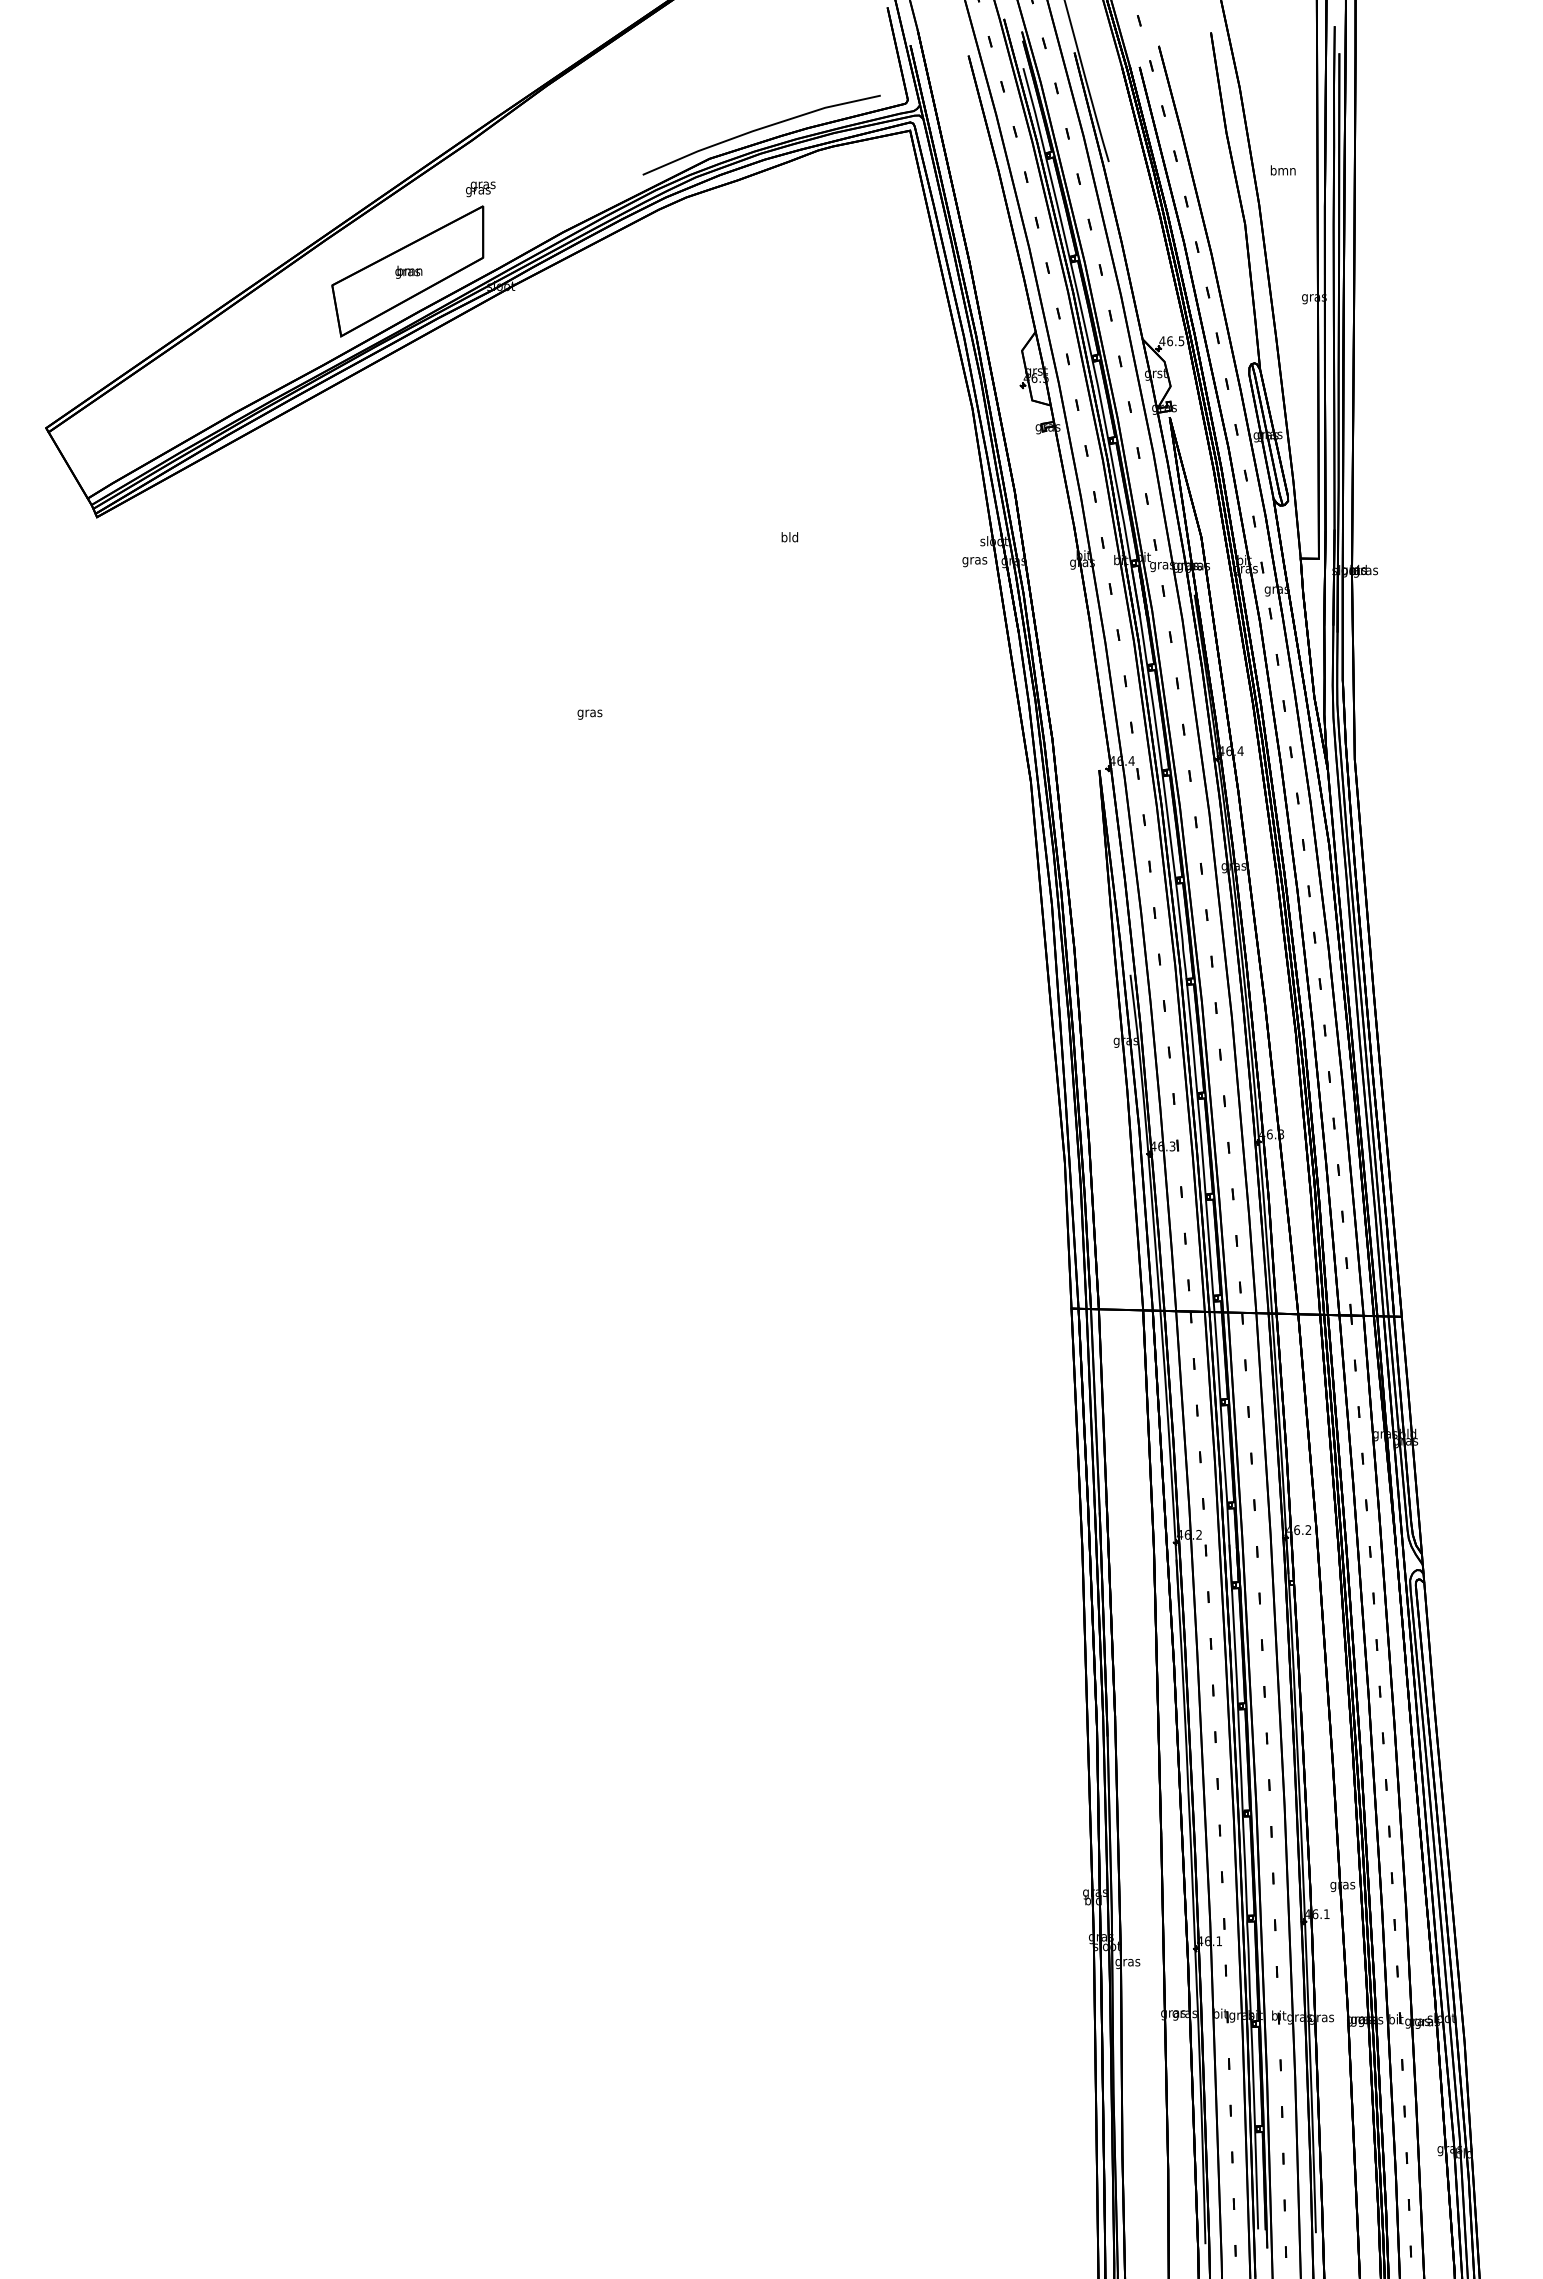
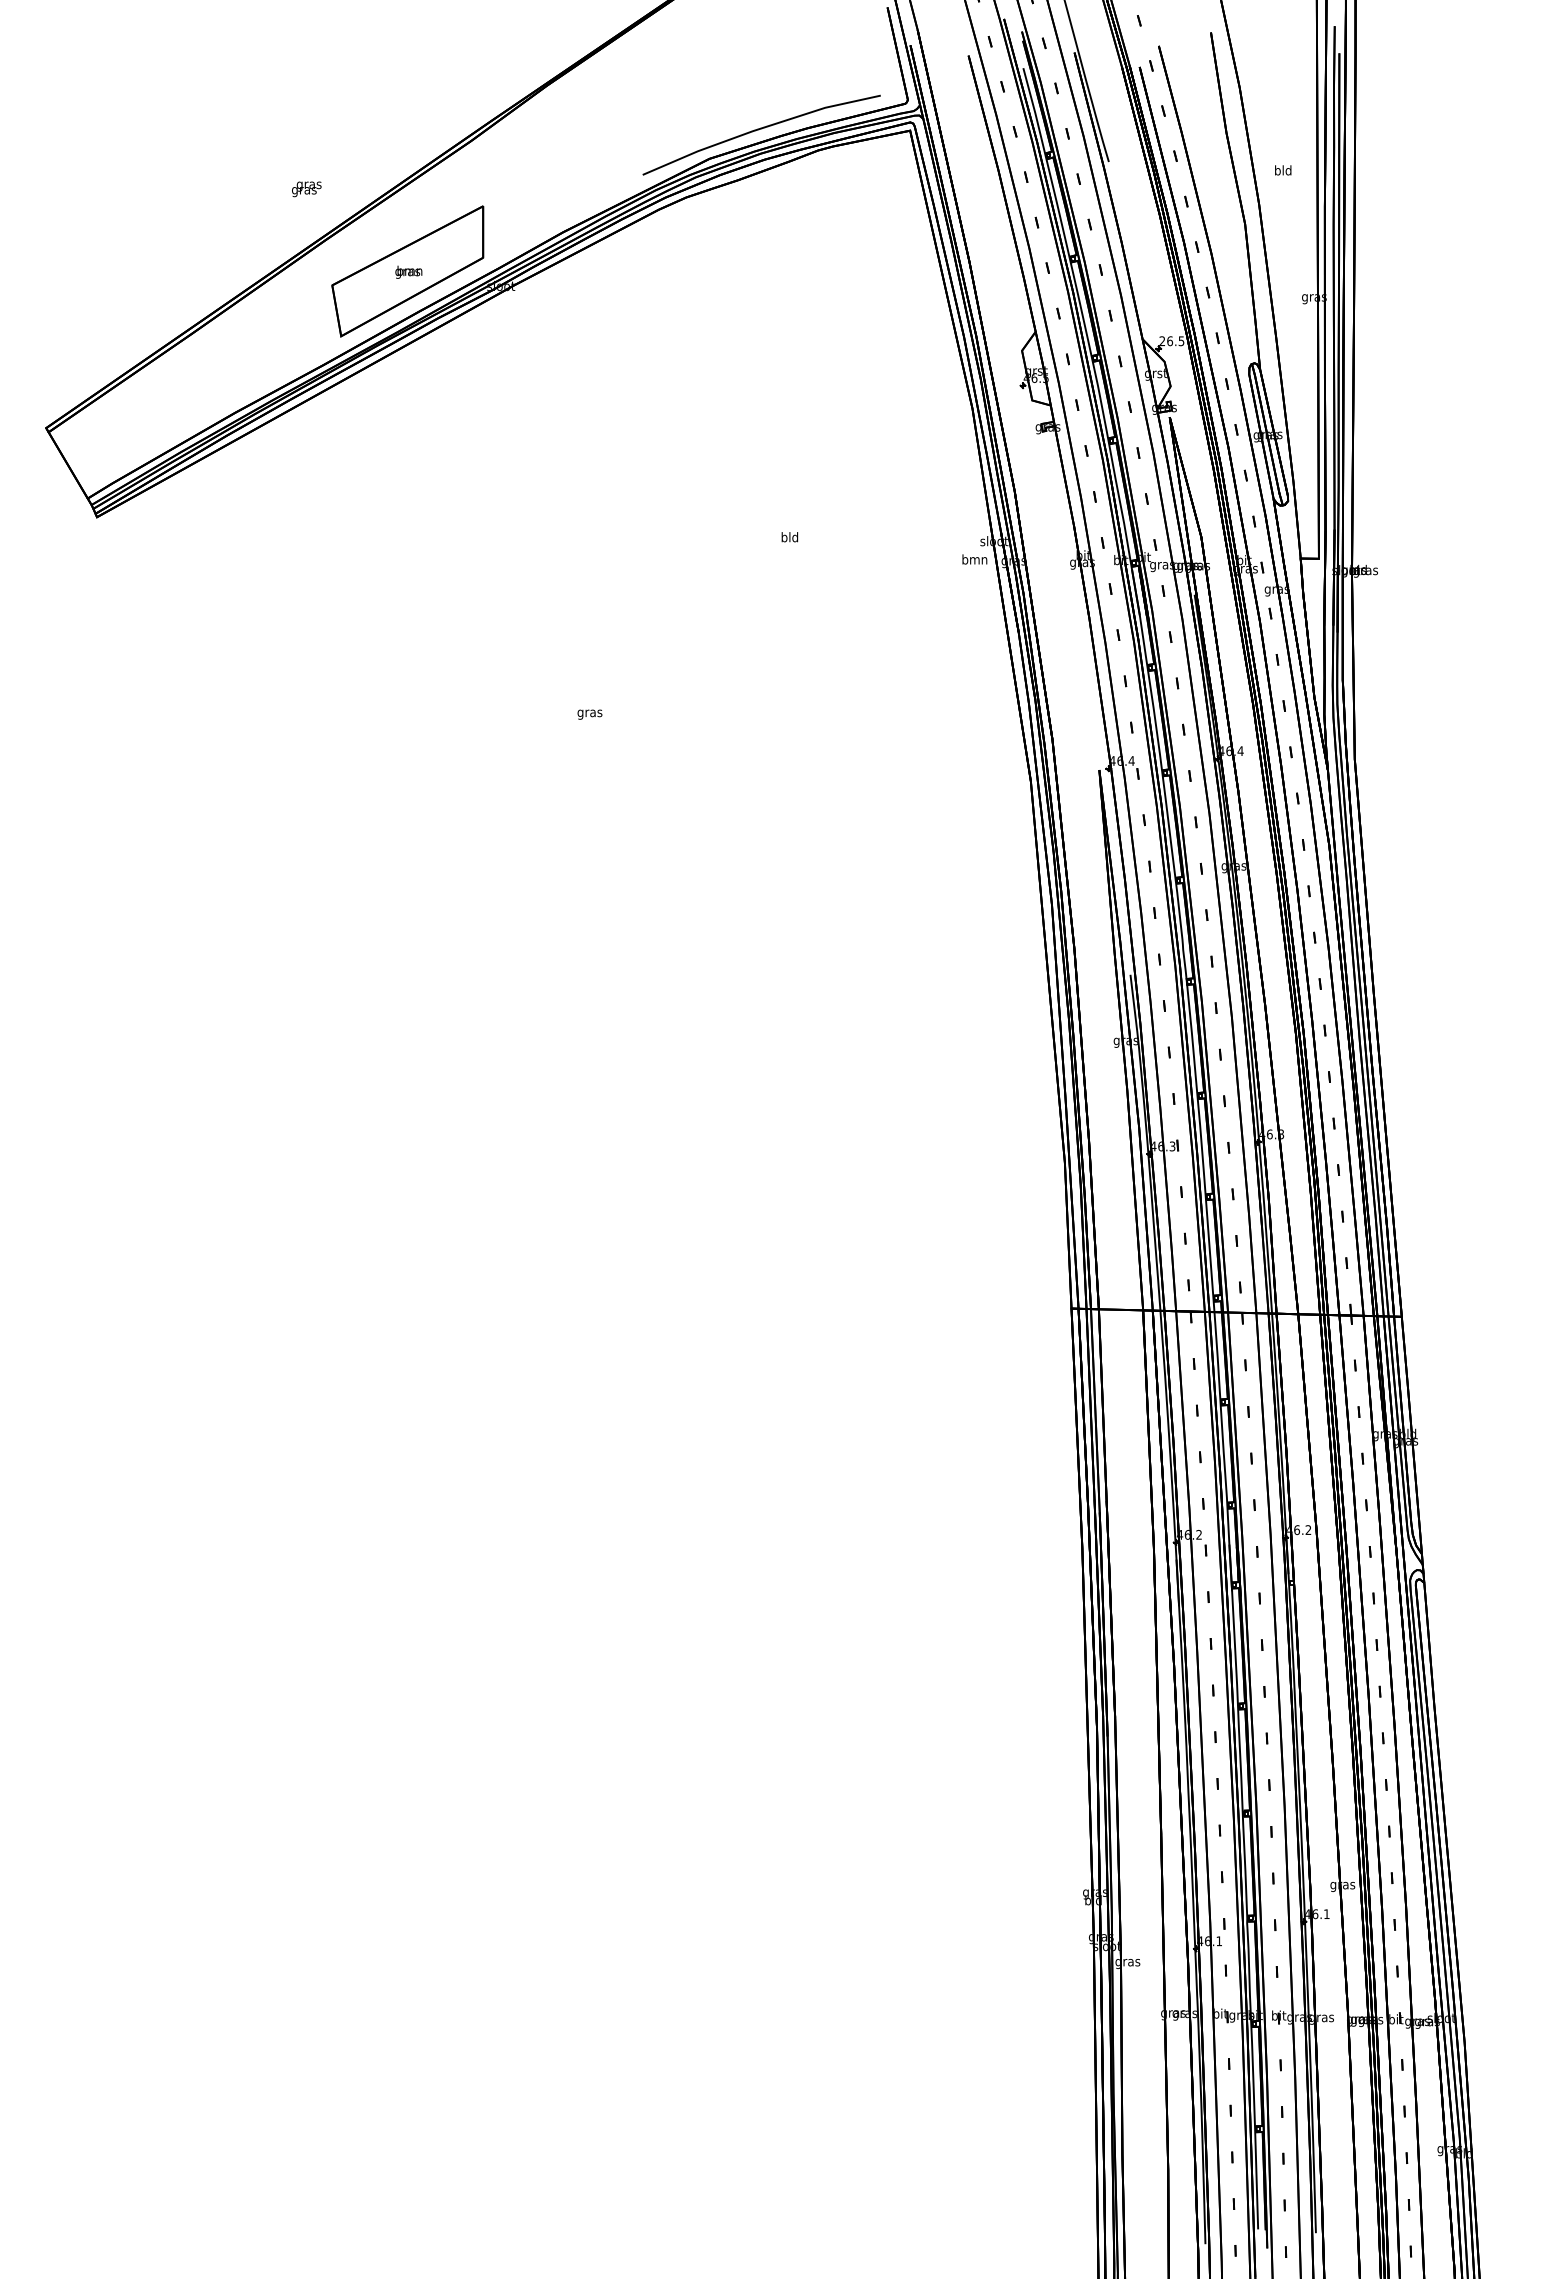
text: bmn -> bld (1282, 170)
text position: (480, 189) -> (306, 189) (306, 189)
text: 46.5 -> 26.5 (1162, 341)
text: gras -> bmn (974, 560)
